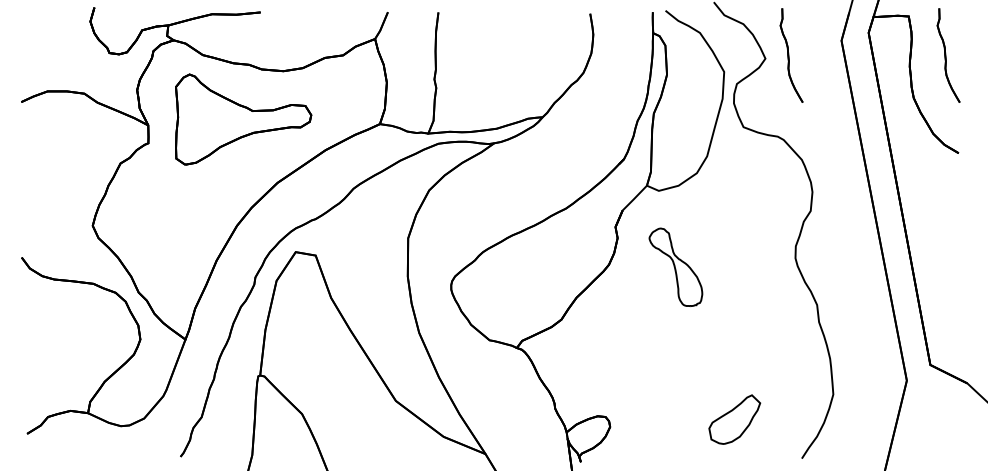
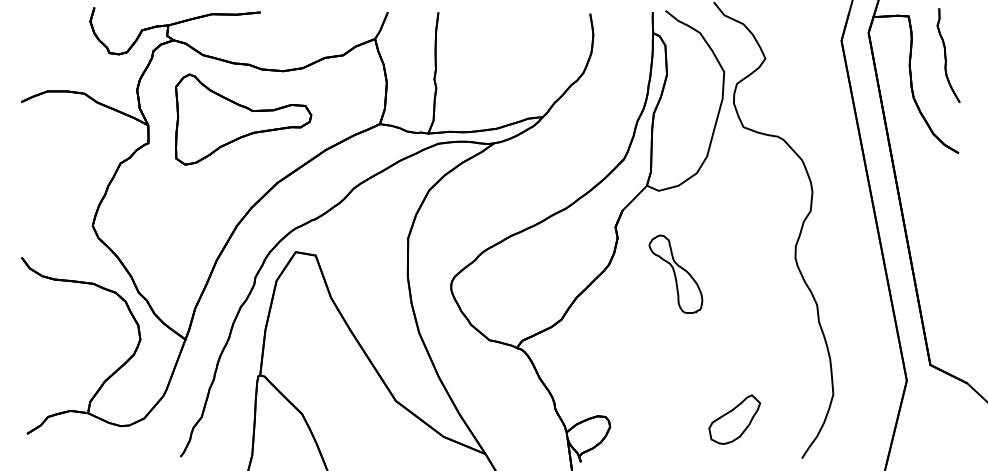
part: present -> none (791, 55)
part position: (675, 266) -> (675, 273) (675, 273)
